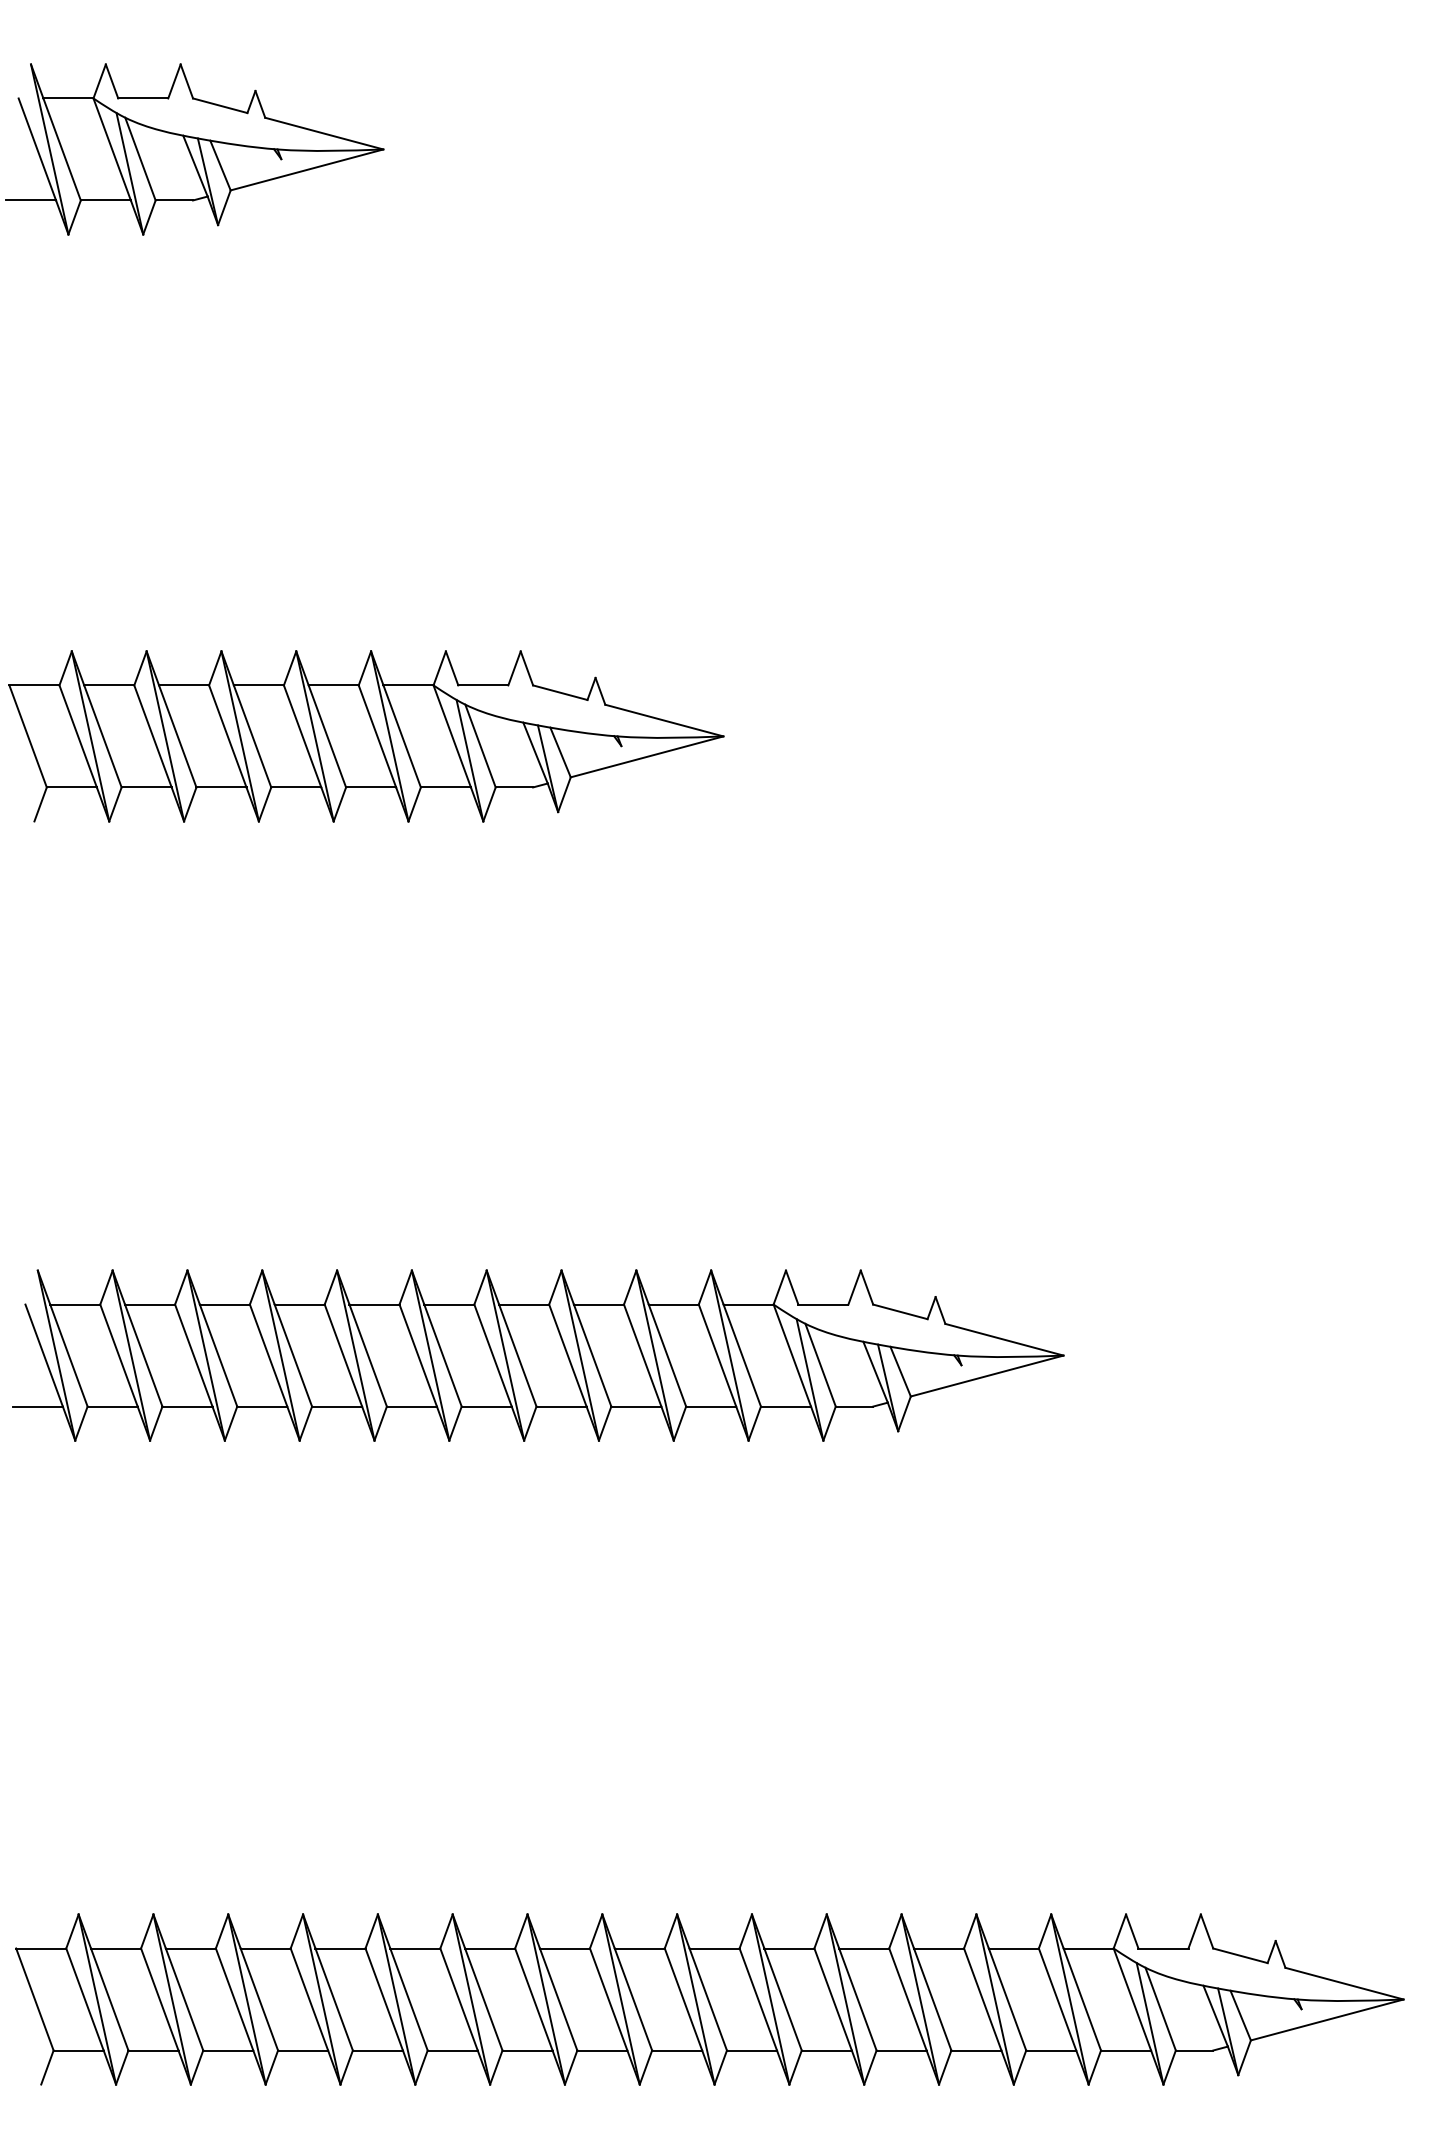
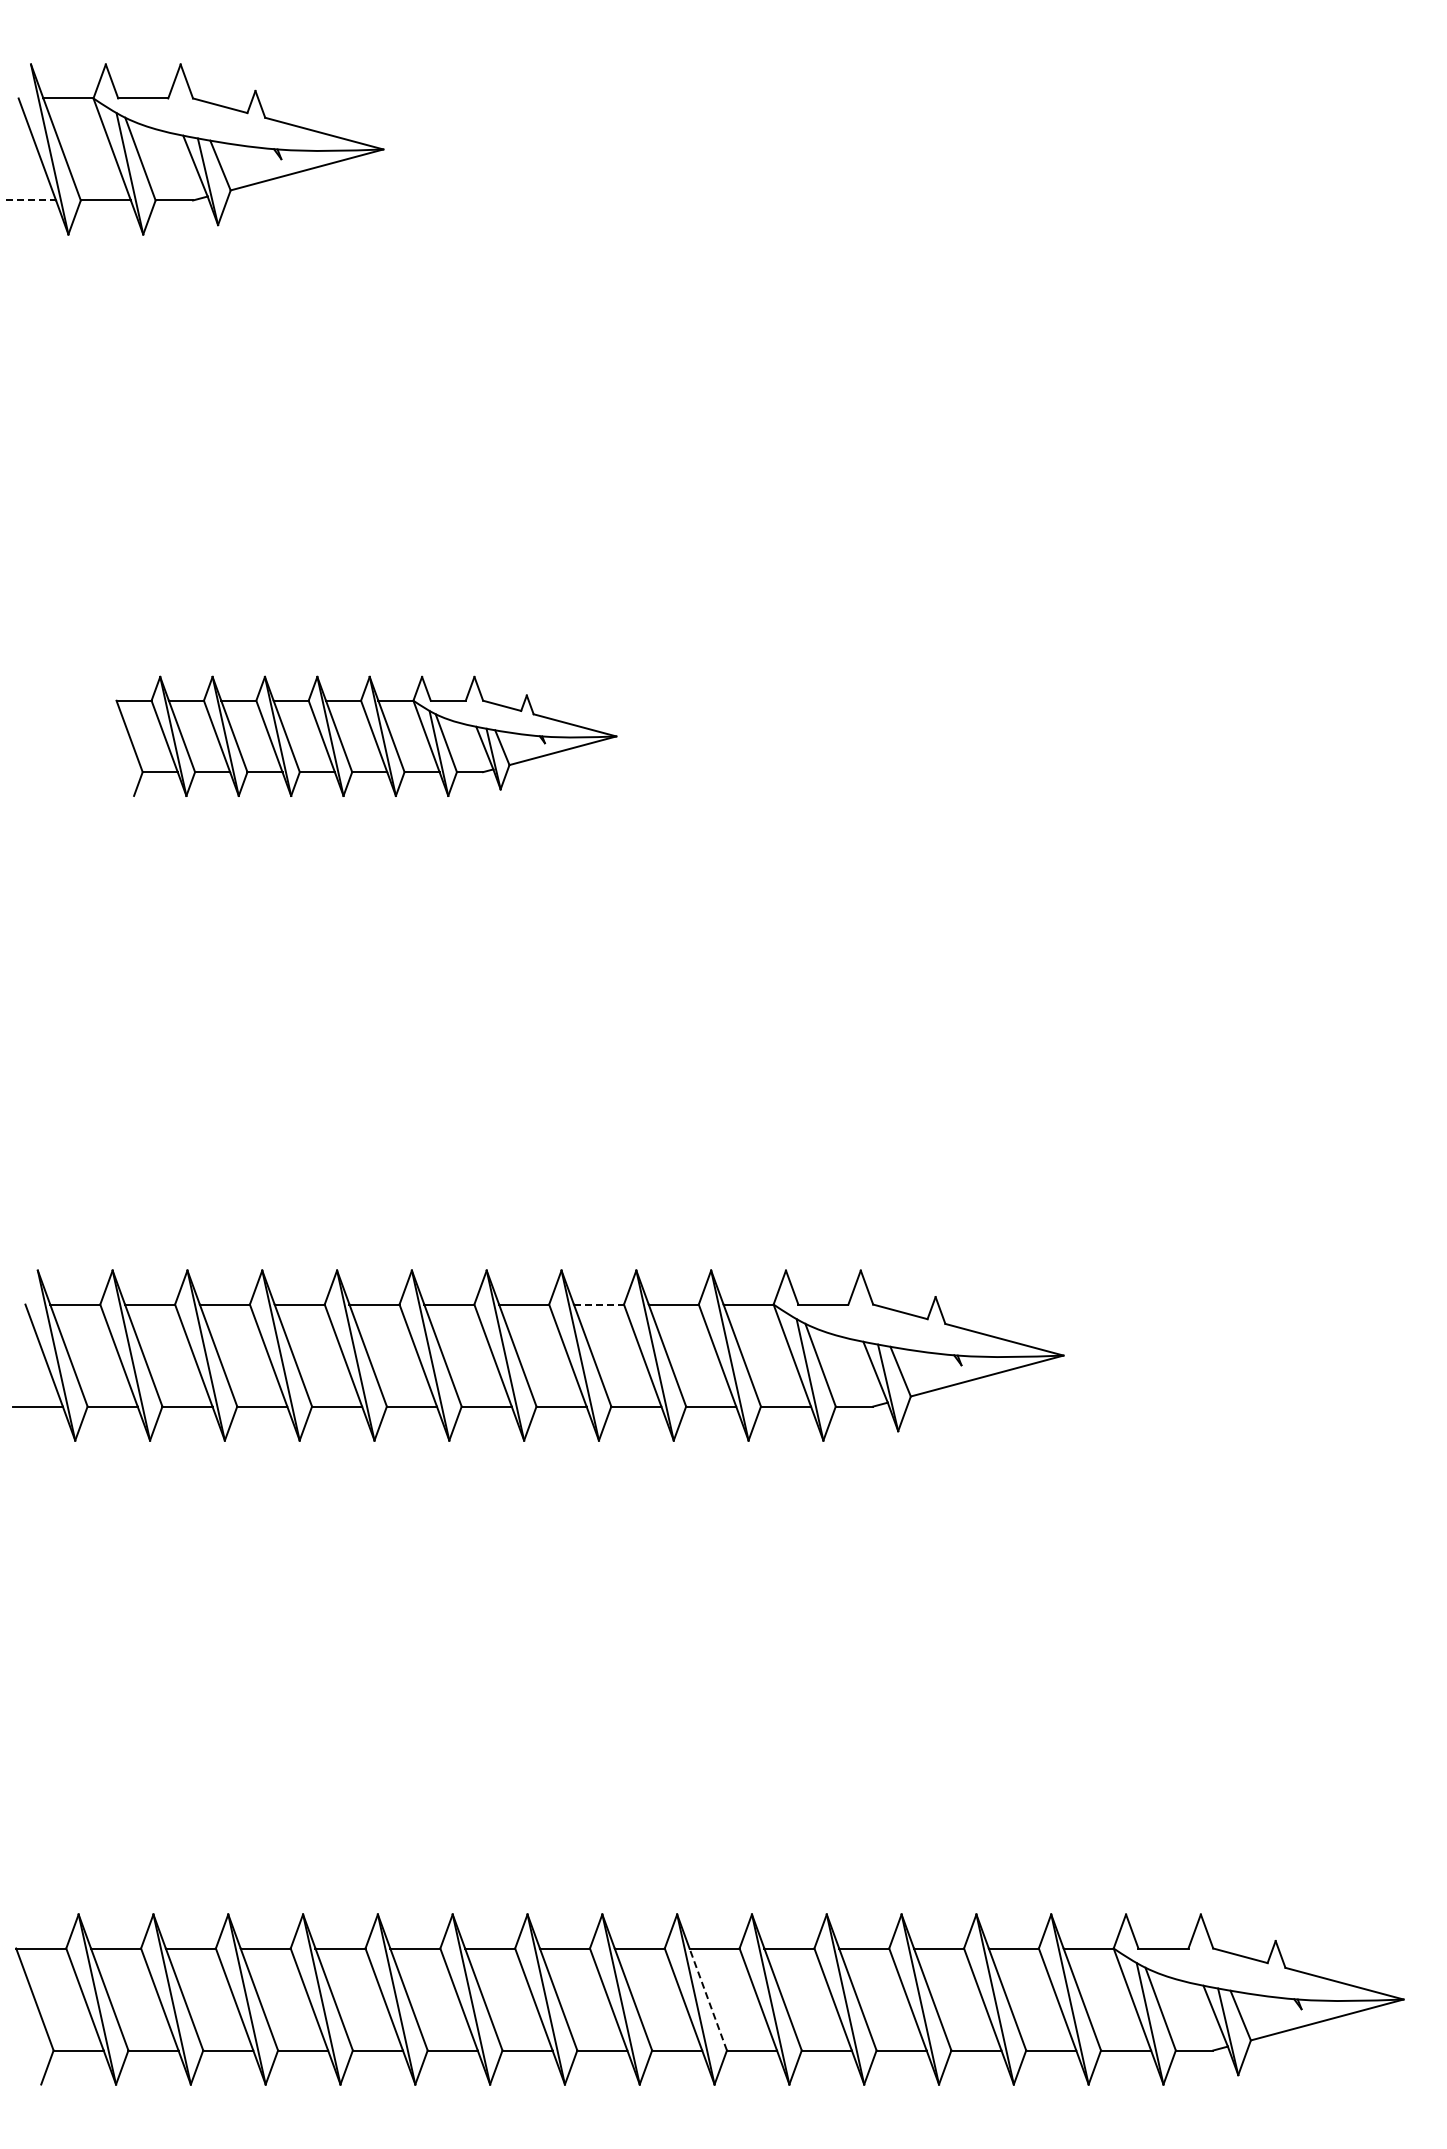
line: solid -> dashed (31, 200)
part size: 717x173 px -> 503x122 px (366, 735)
line: solid -> dashed (599, 1304)
line: solid -> dashed (708, 1999)
